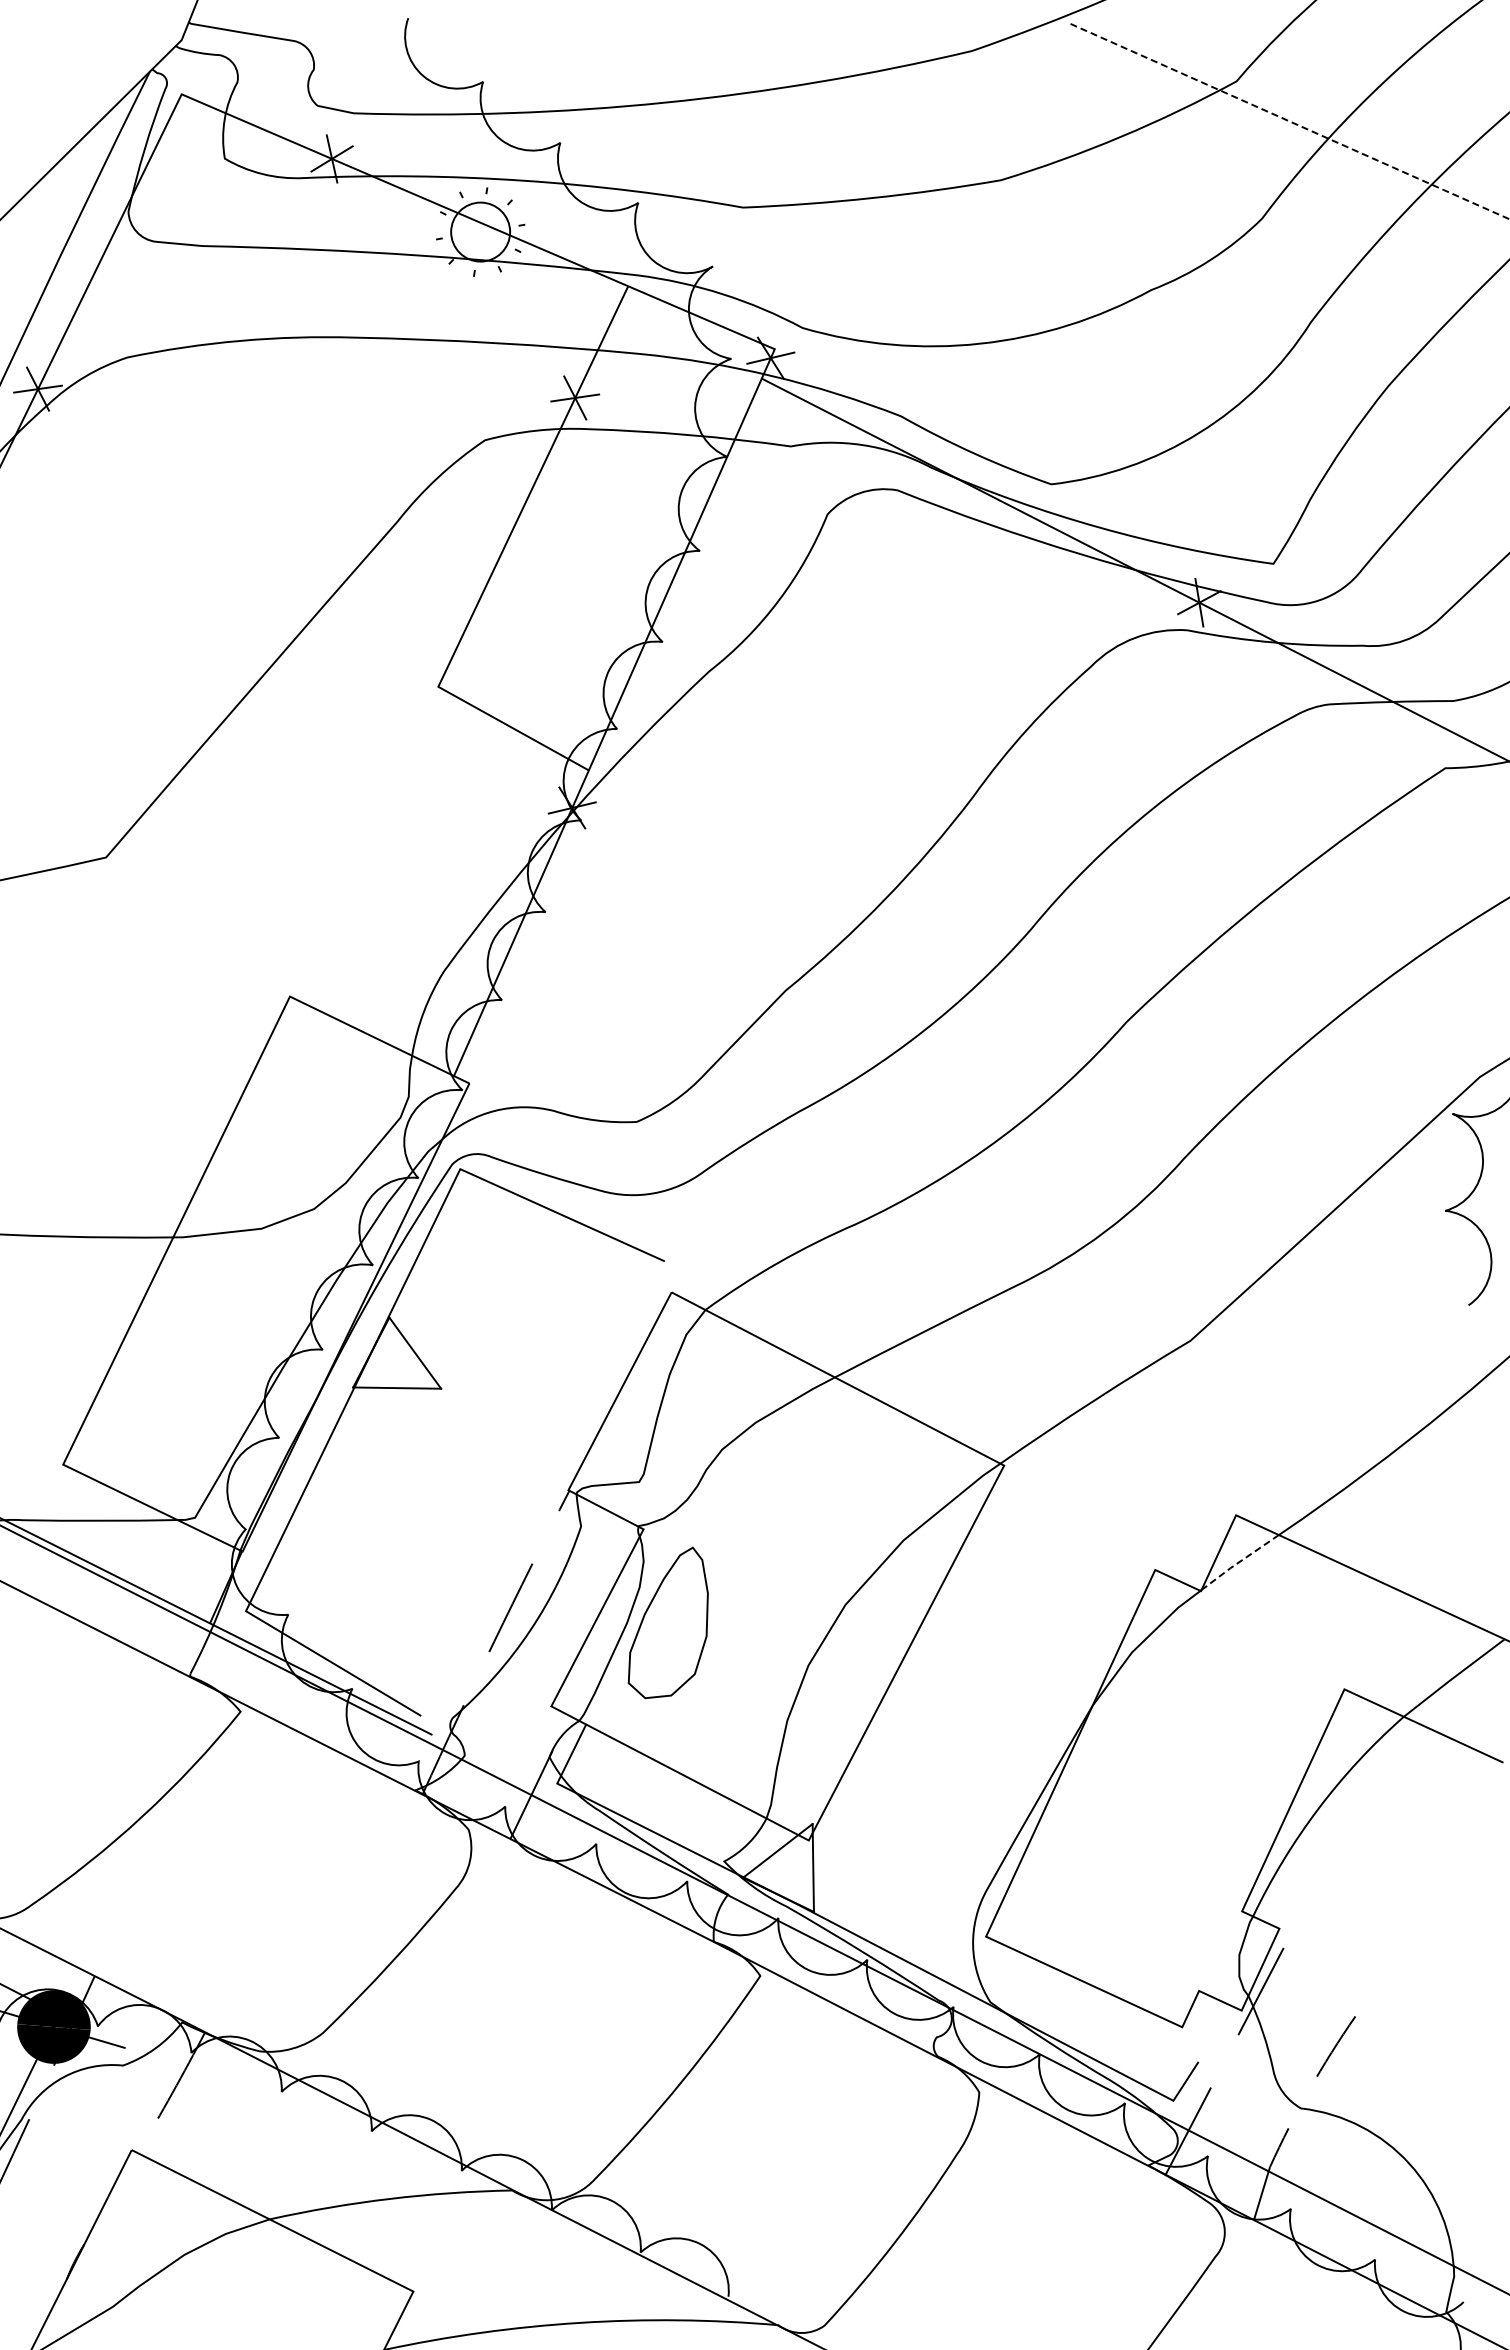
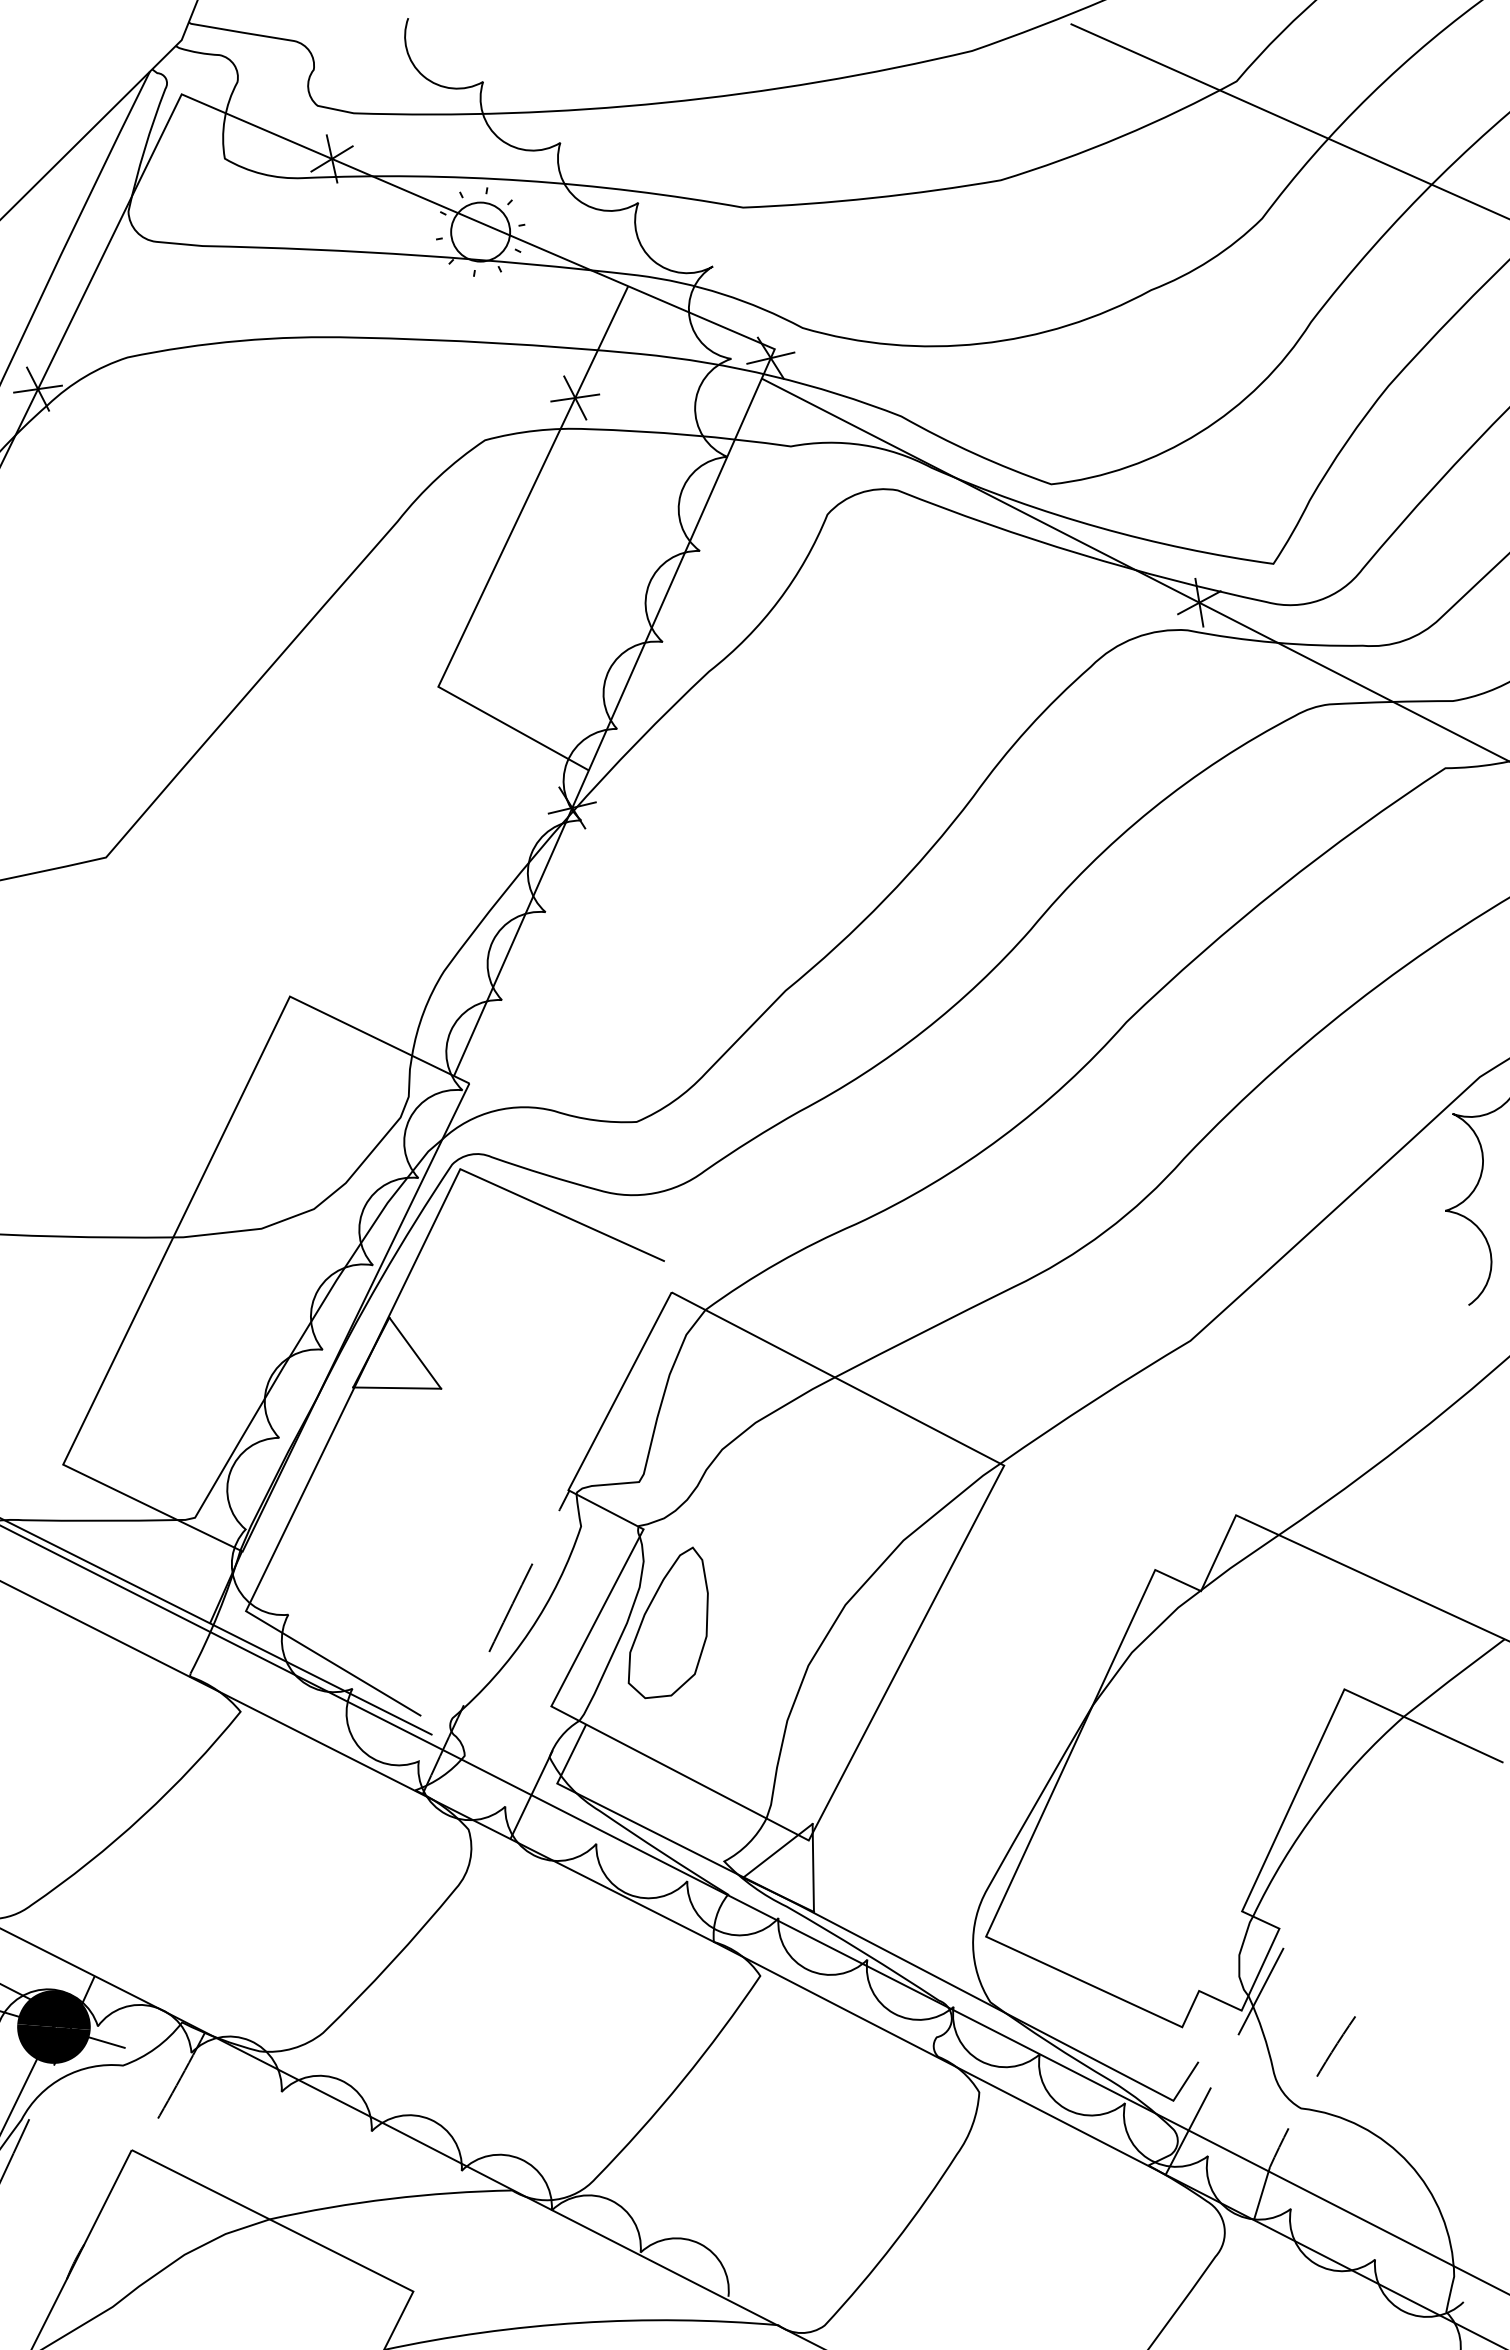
line: dashed -> solid (1290, 121)
line: dashed -> solid (1238, 1562)
